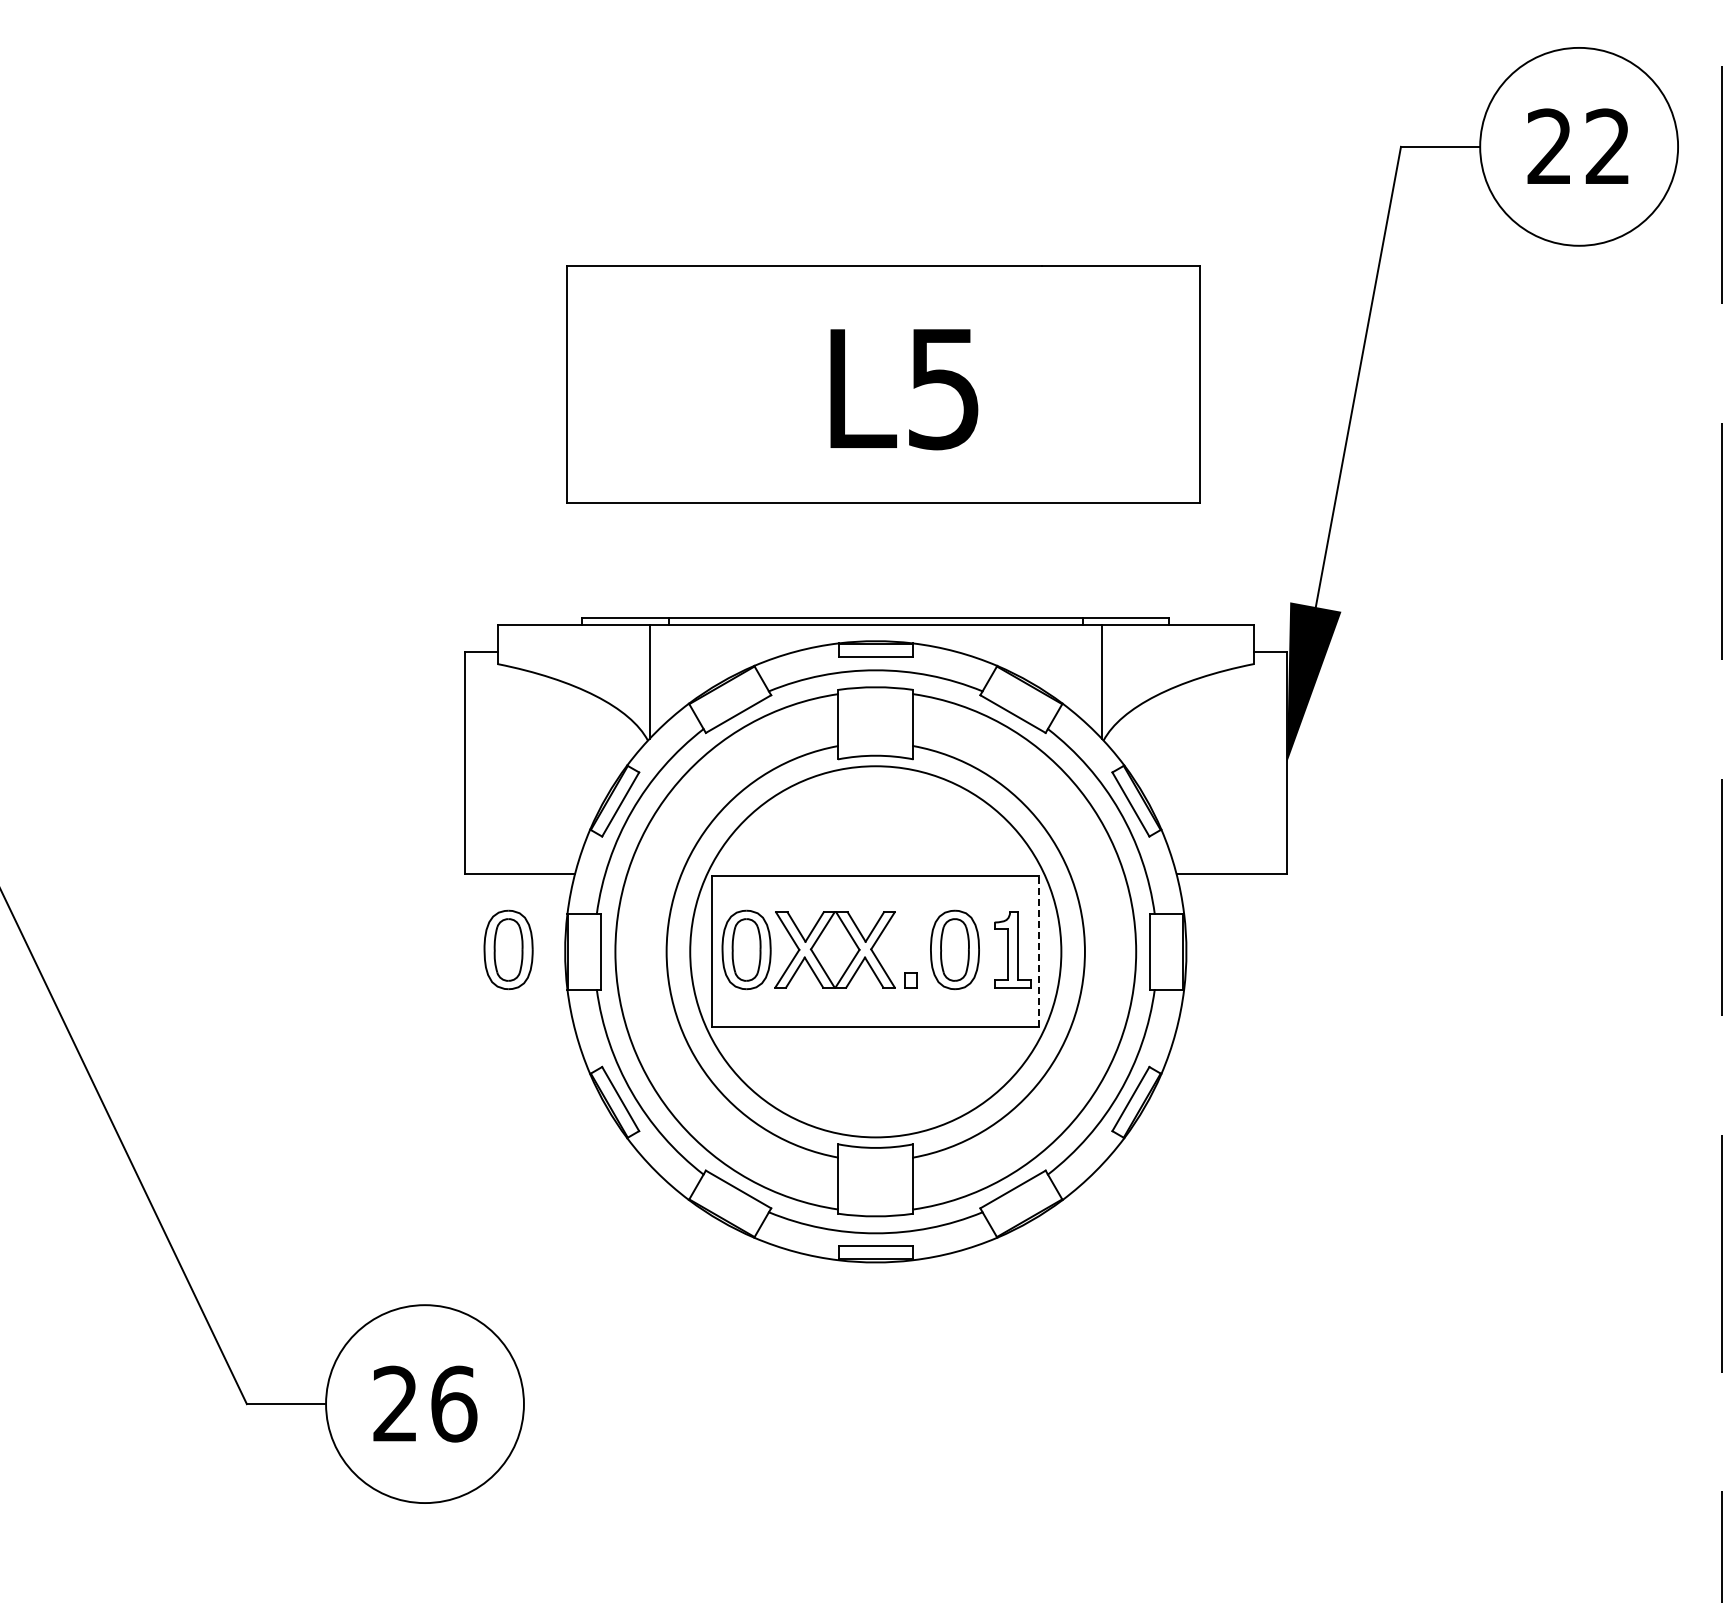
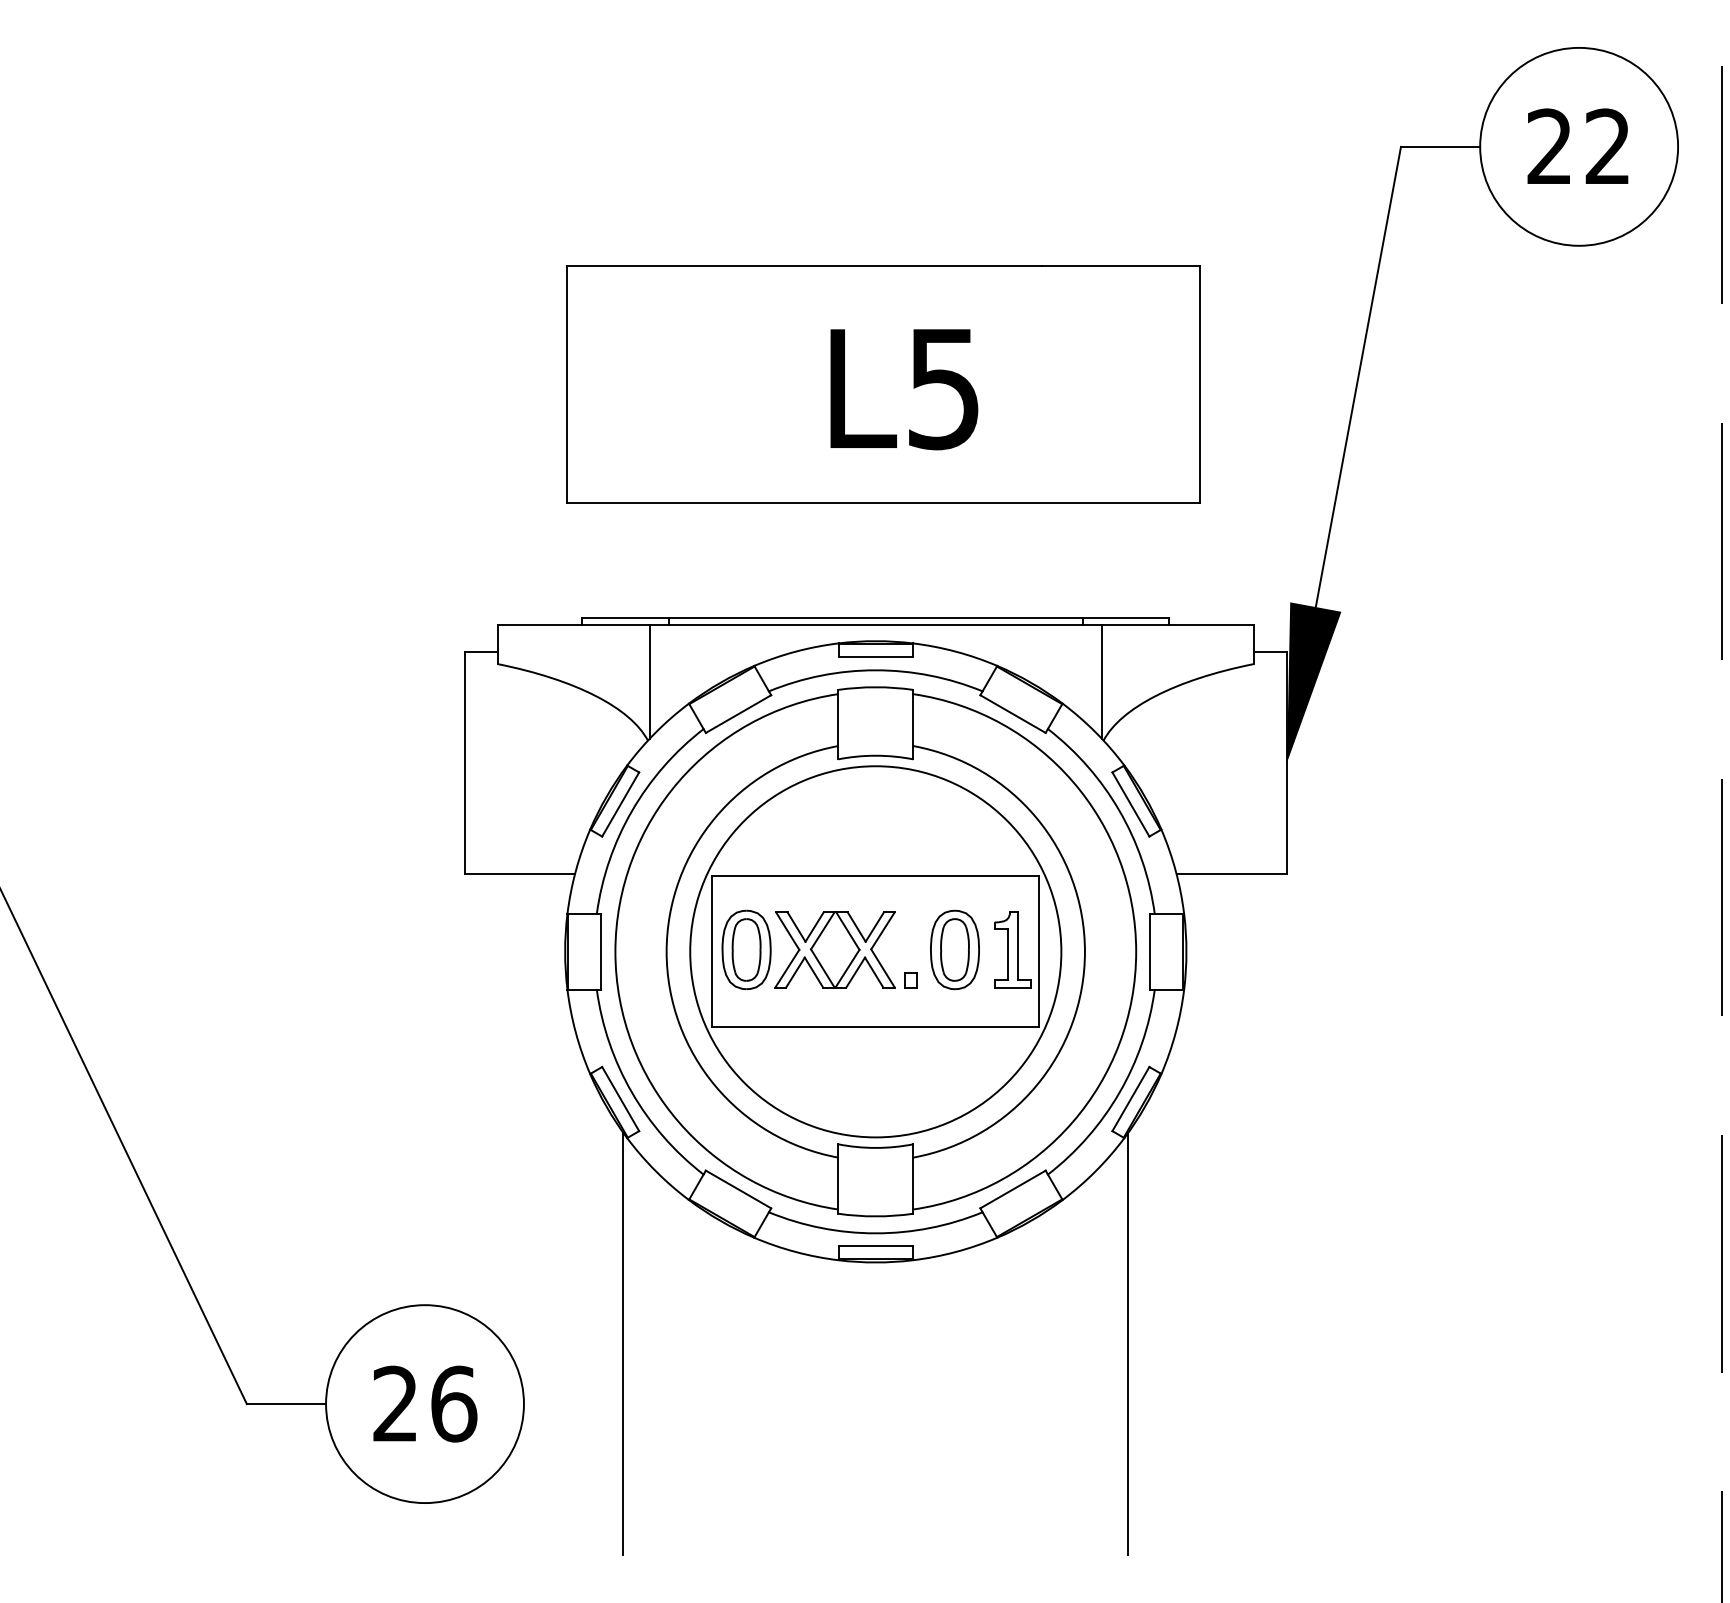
part: present -> none (508, 949)
line: dashed -> solid (1039, 951)
line: none -> present (623, 1344)
line: none -> present (1128, 1344)
